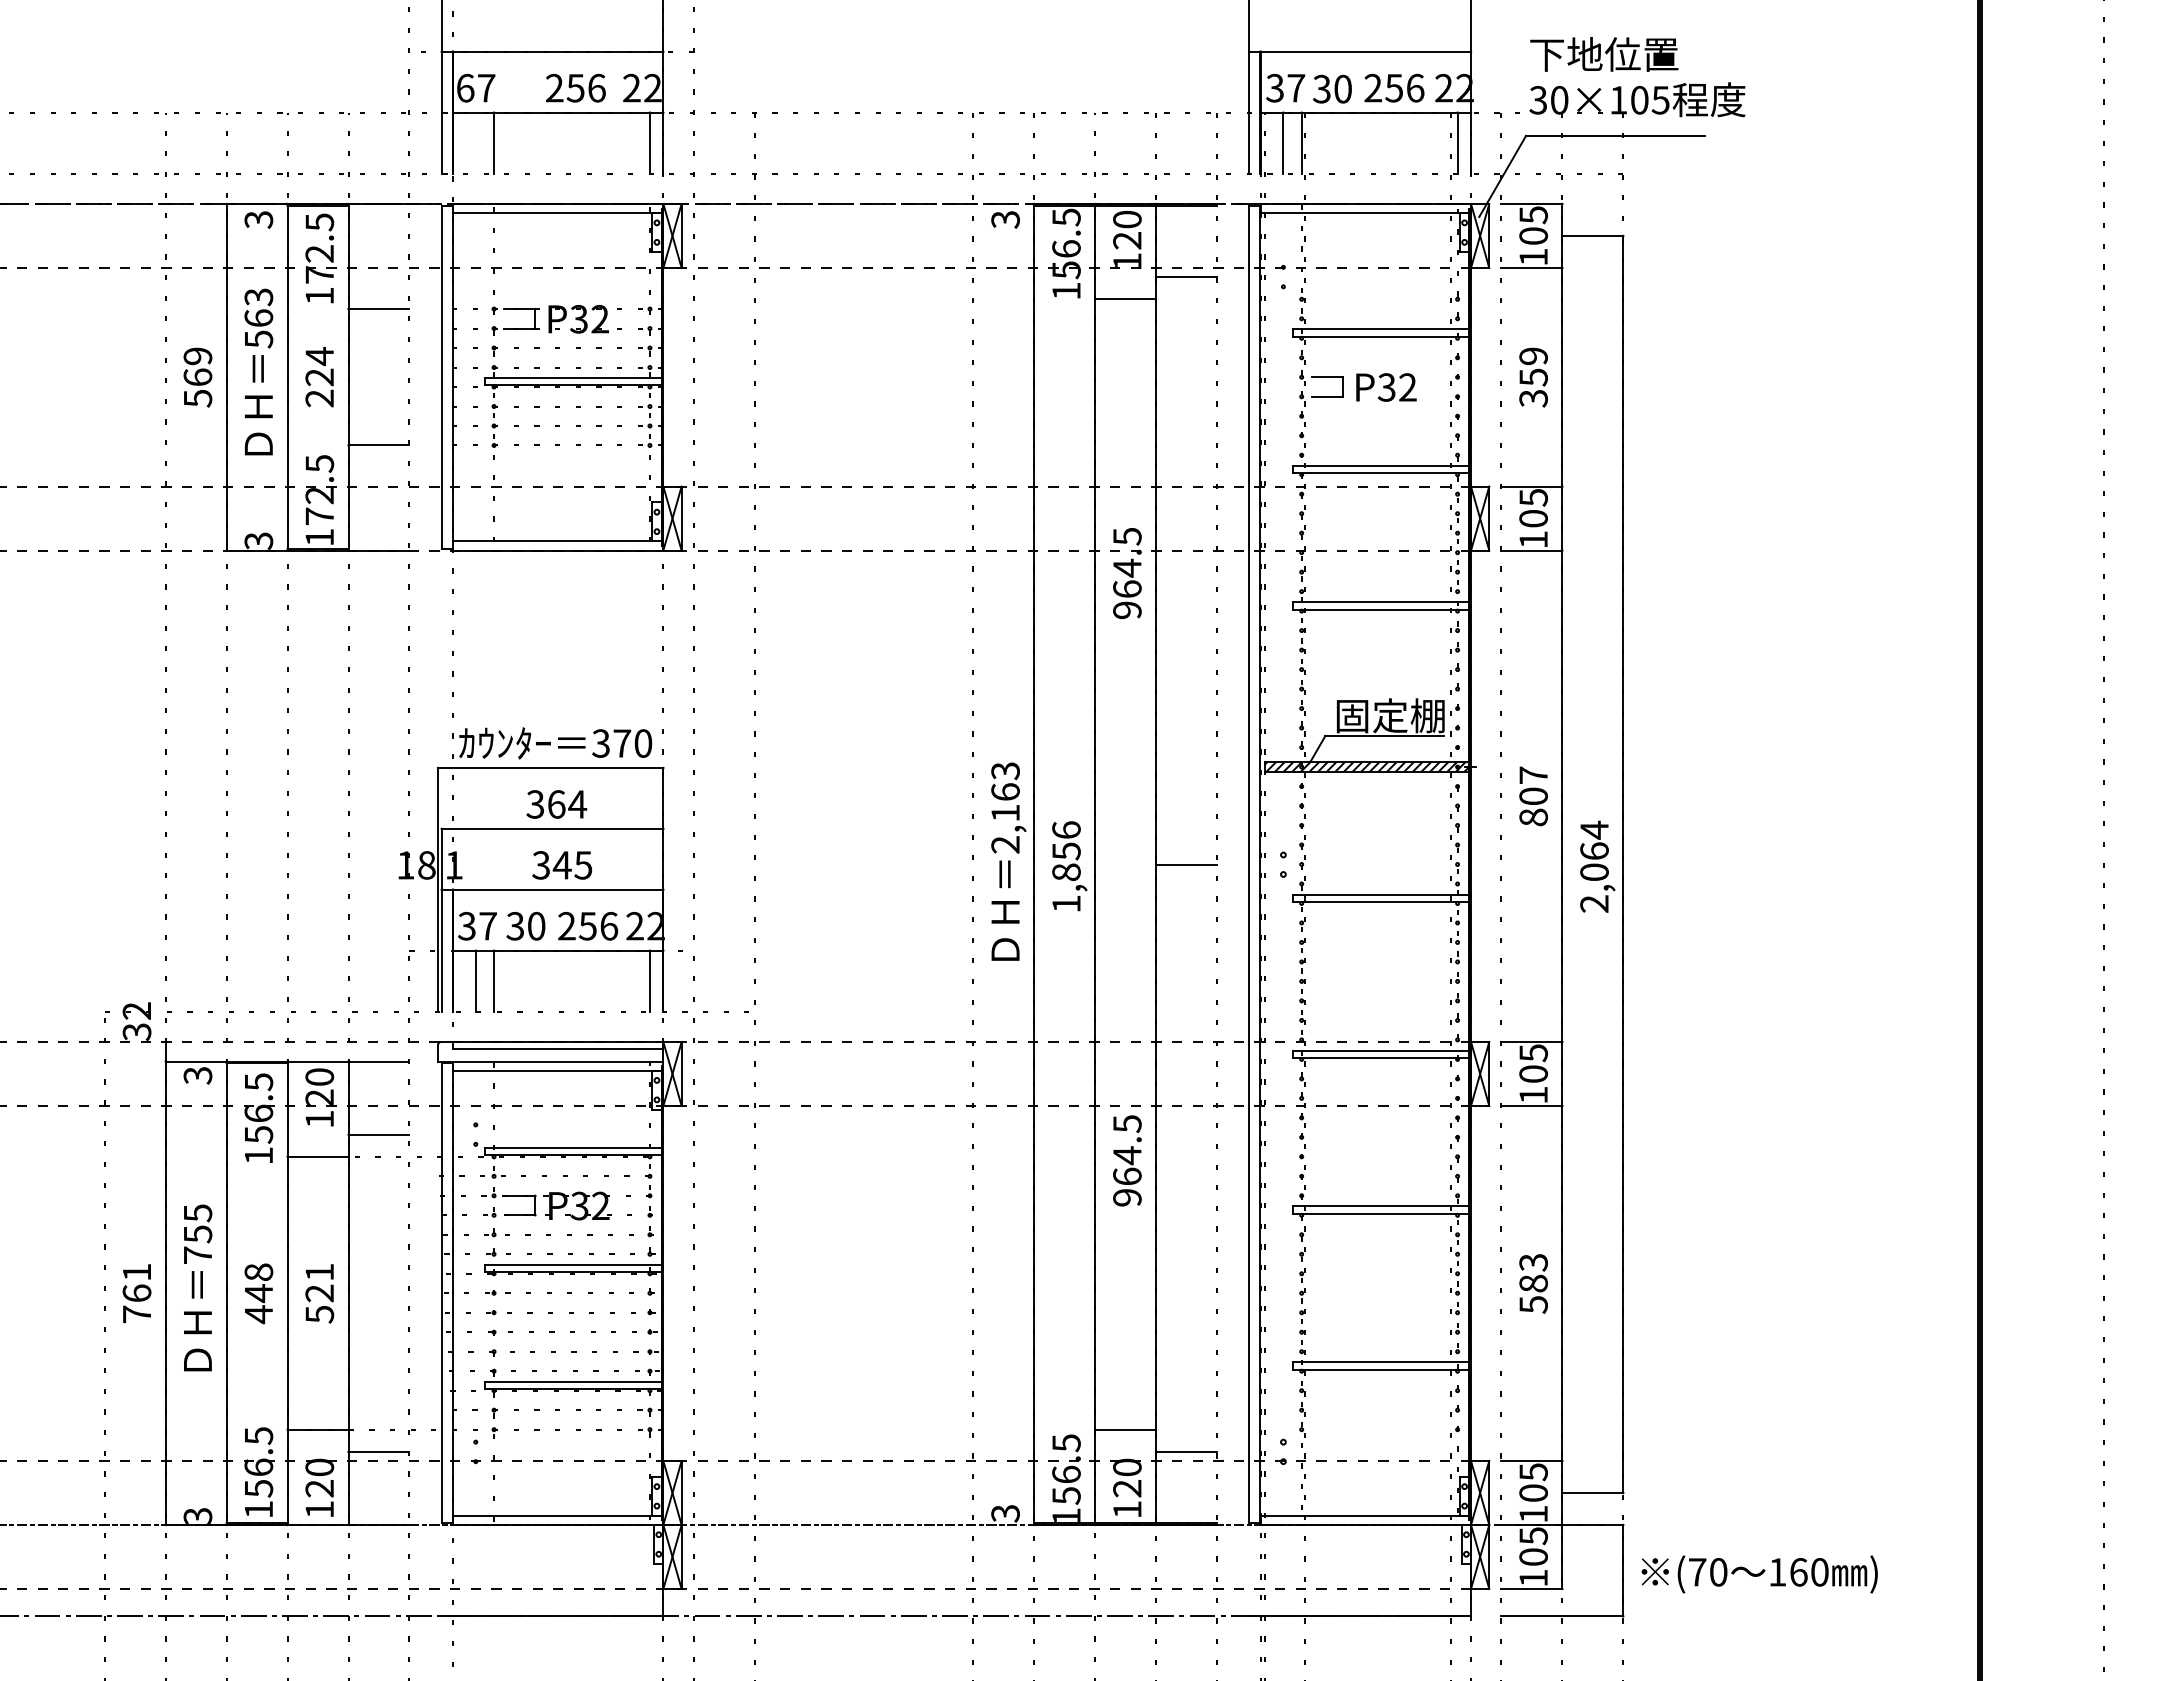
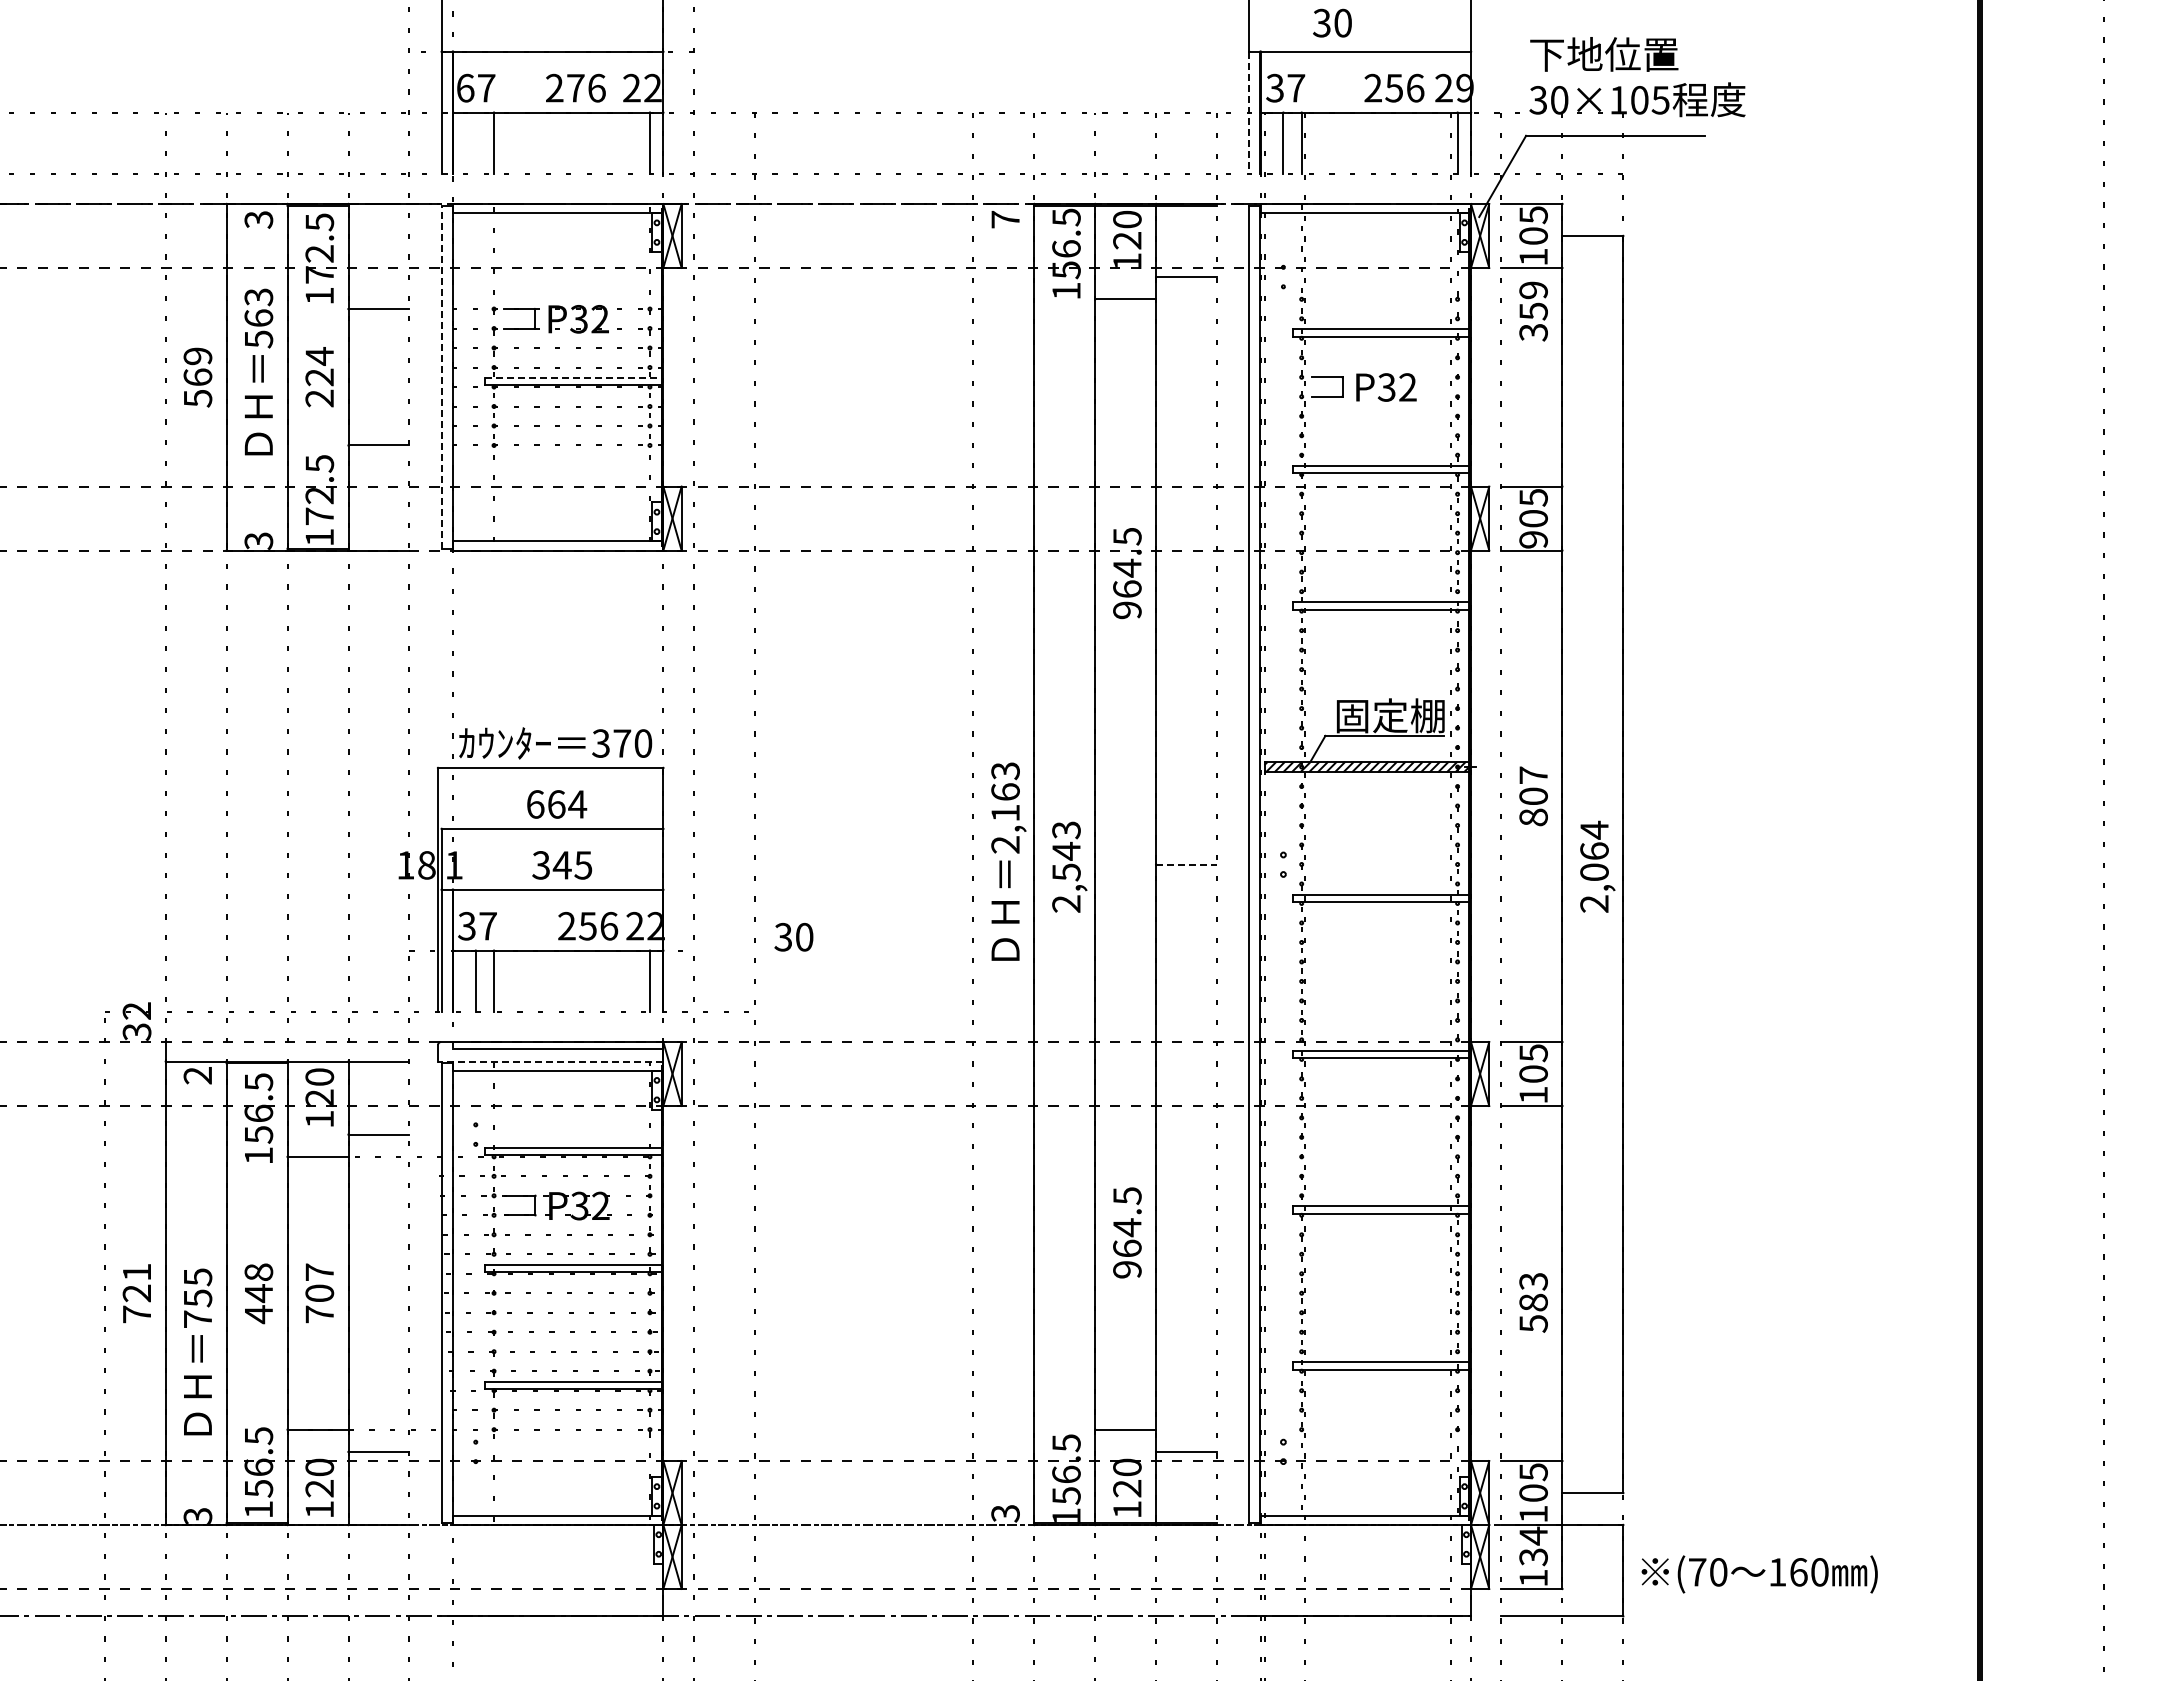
text: 256 -> 276 (575, 88)
text position: (1332, 88) -> (1332, 22) (1332, 22)
text: 22 -> 29 (1464, 88)
line: solid -> dashed (1249, 112)
text: 3 -> 7 (1005, 219)
line: solid -> dashed (441, 376)
text position: (1533, 377) -> (1533, 311) (1533, 311)
line: solid -> dashed (573, 378)
text: 105 -> 905 (1533, 539)
text: 364 -> 664 (535, 804)
line: solid -> dashed (1187, 864)
text: 1,856 -> 2,543 (1066, 866)
text position: (525, 926) -> (793, 937) (793, 937)
line: solid -> dashed (550, 1061)
text: 3 -> 2 (198, 1075)
text position: (1127, 1160) -> (1127, 1232) (1127, 1232)
text position: (1533, 1283) -> (1533, 1302) (1533, 1302)
text position: (198, 1287) -> (198, 1351) (198, 1351)
text: 761 -> 721 (136, 1293)
text: 521 -> 707 (319, 1293)
text: 105 -> 134 (1533, 1546)
